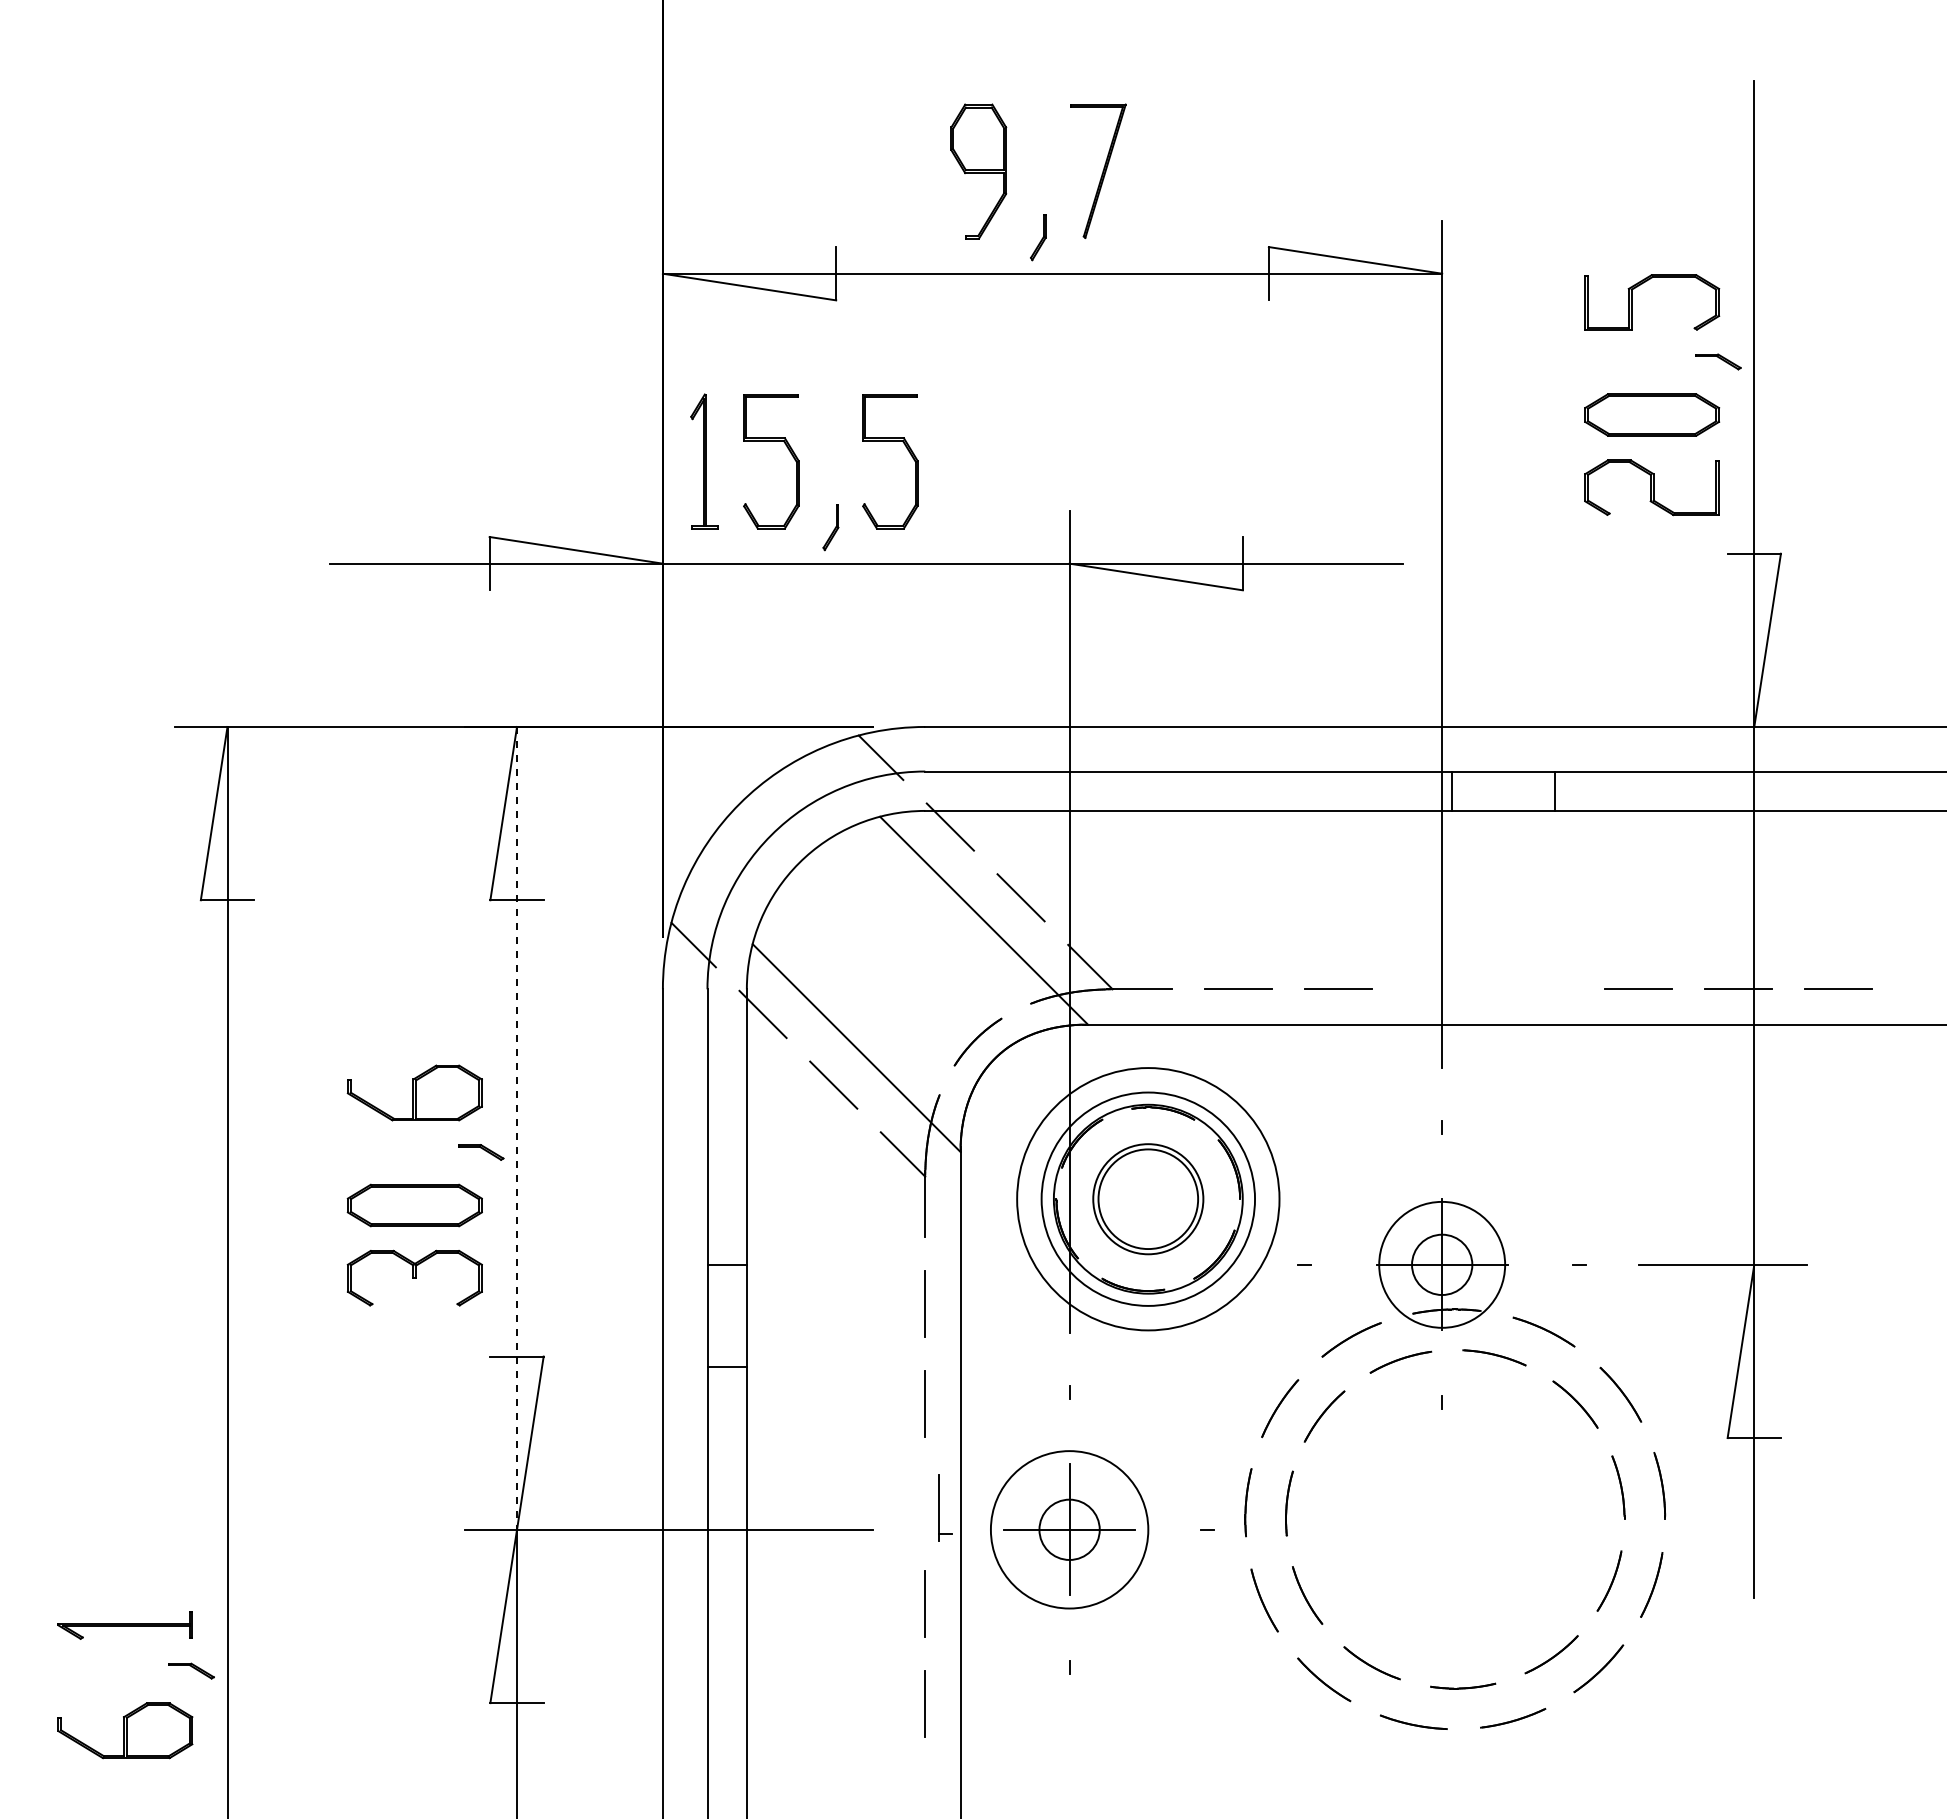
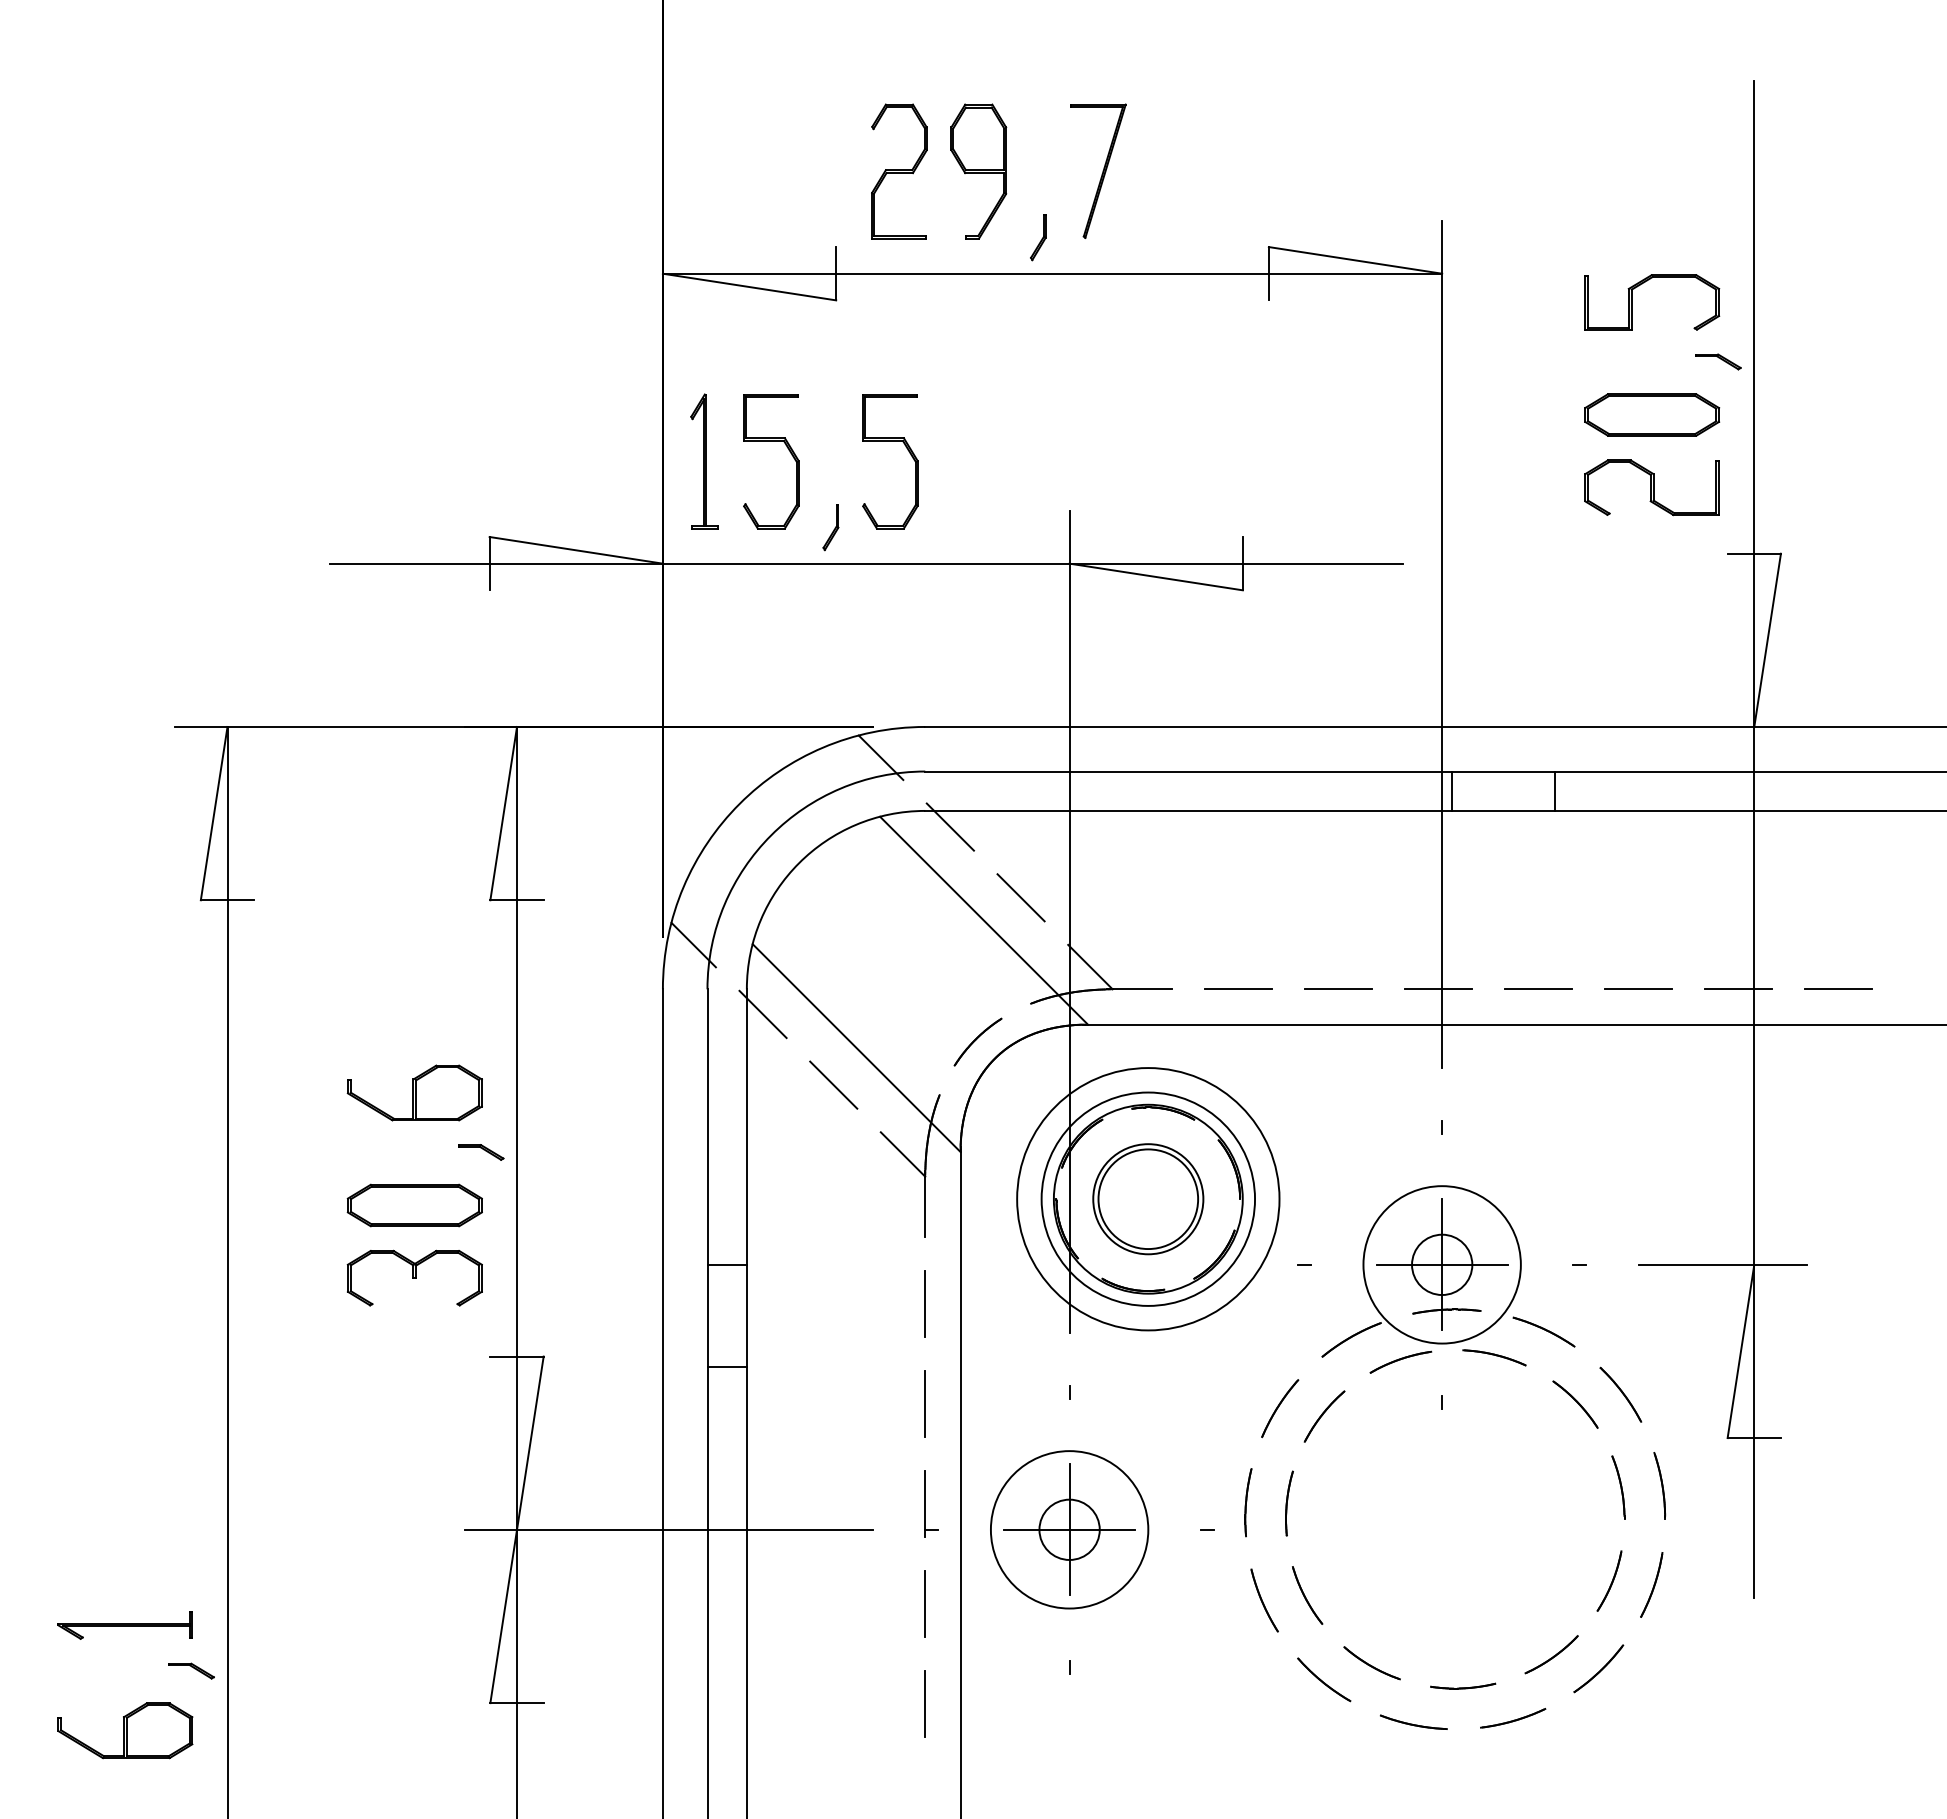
part: none -> present (899, 171)
line: none -> present (1438, 989)
line: none -> present (1538, 989)
line: dashed -> solid (517, 1128)
circle diameter: 126 px -> 157 px (1441, 1264)
part position: (945, 1507) -> (931, 1503) (931, 1503)
